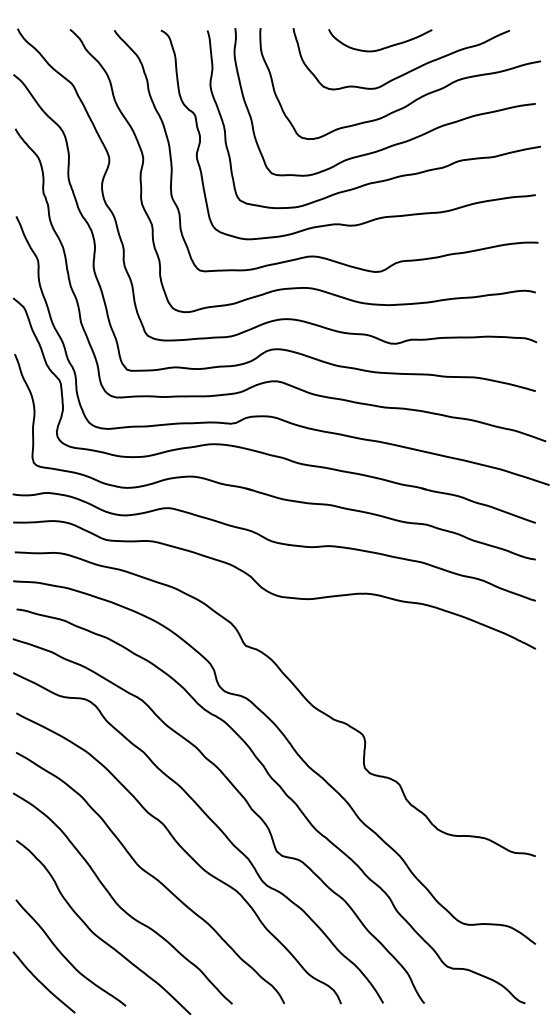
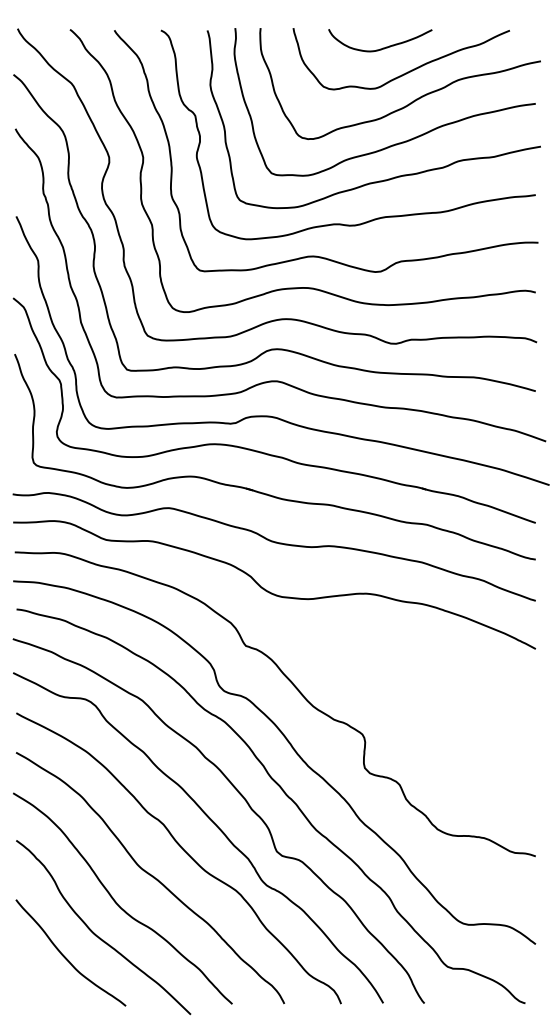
curve: present -> none (42, 982)
